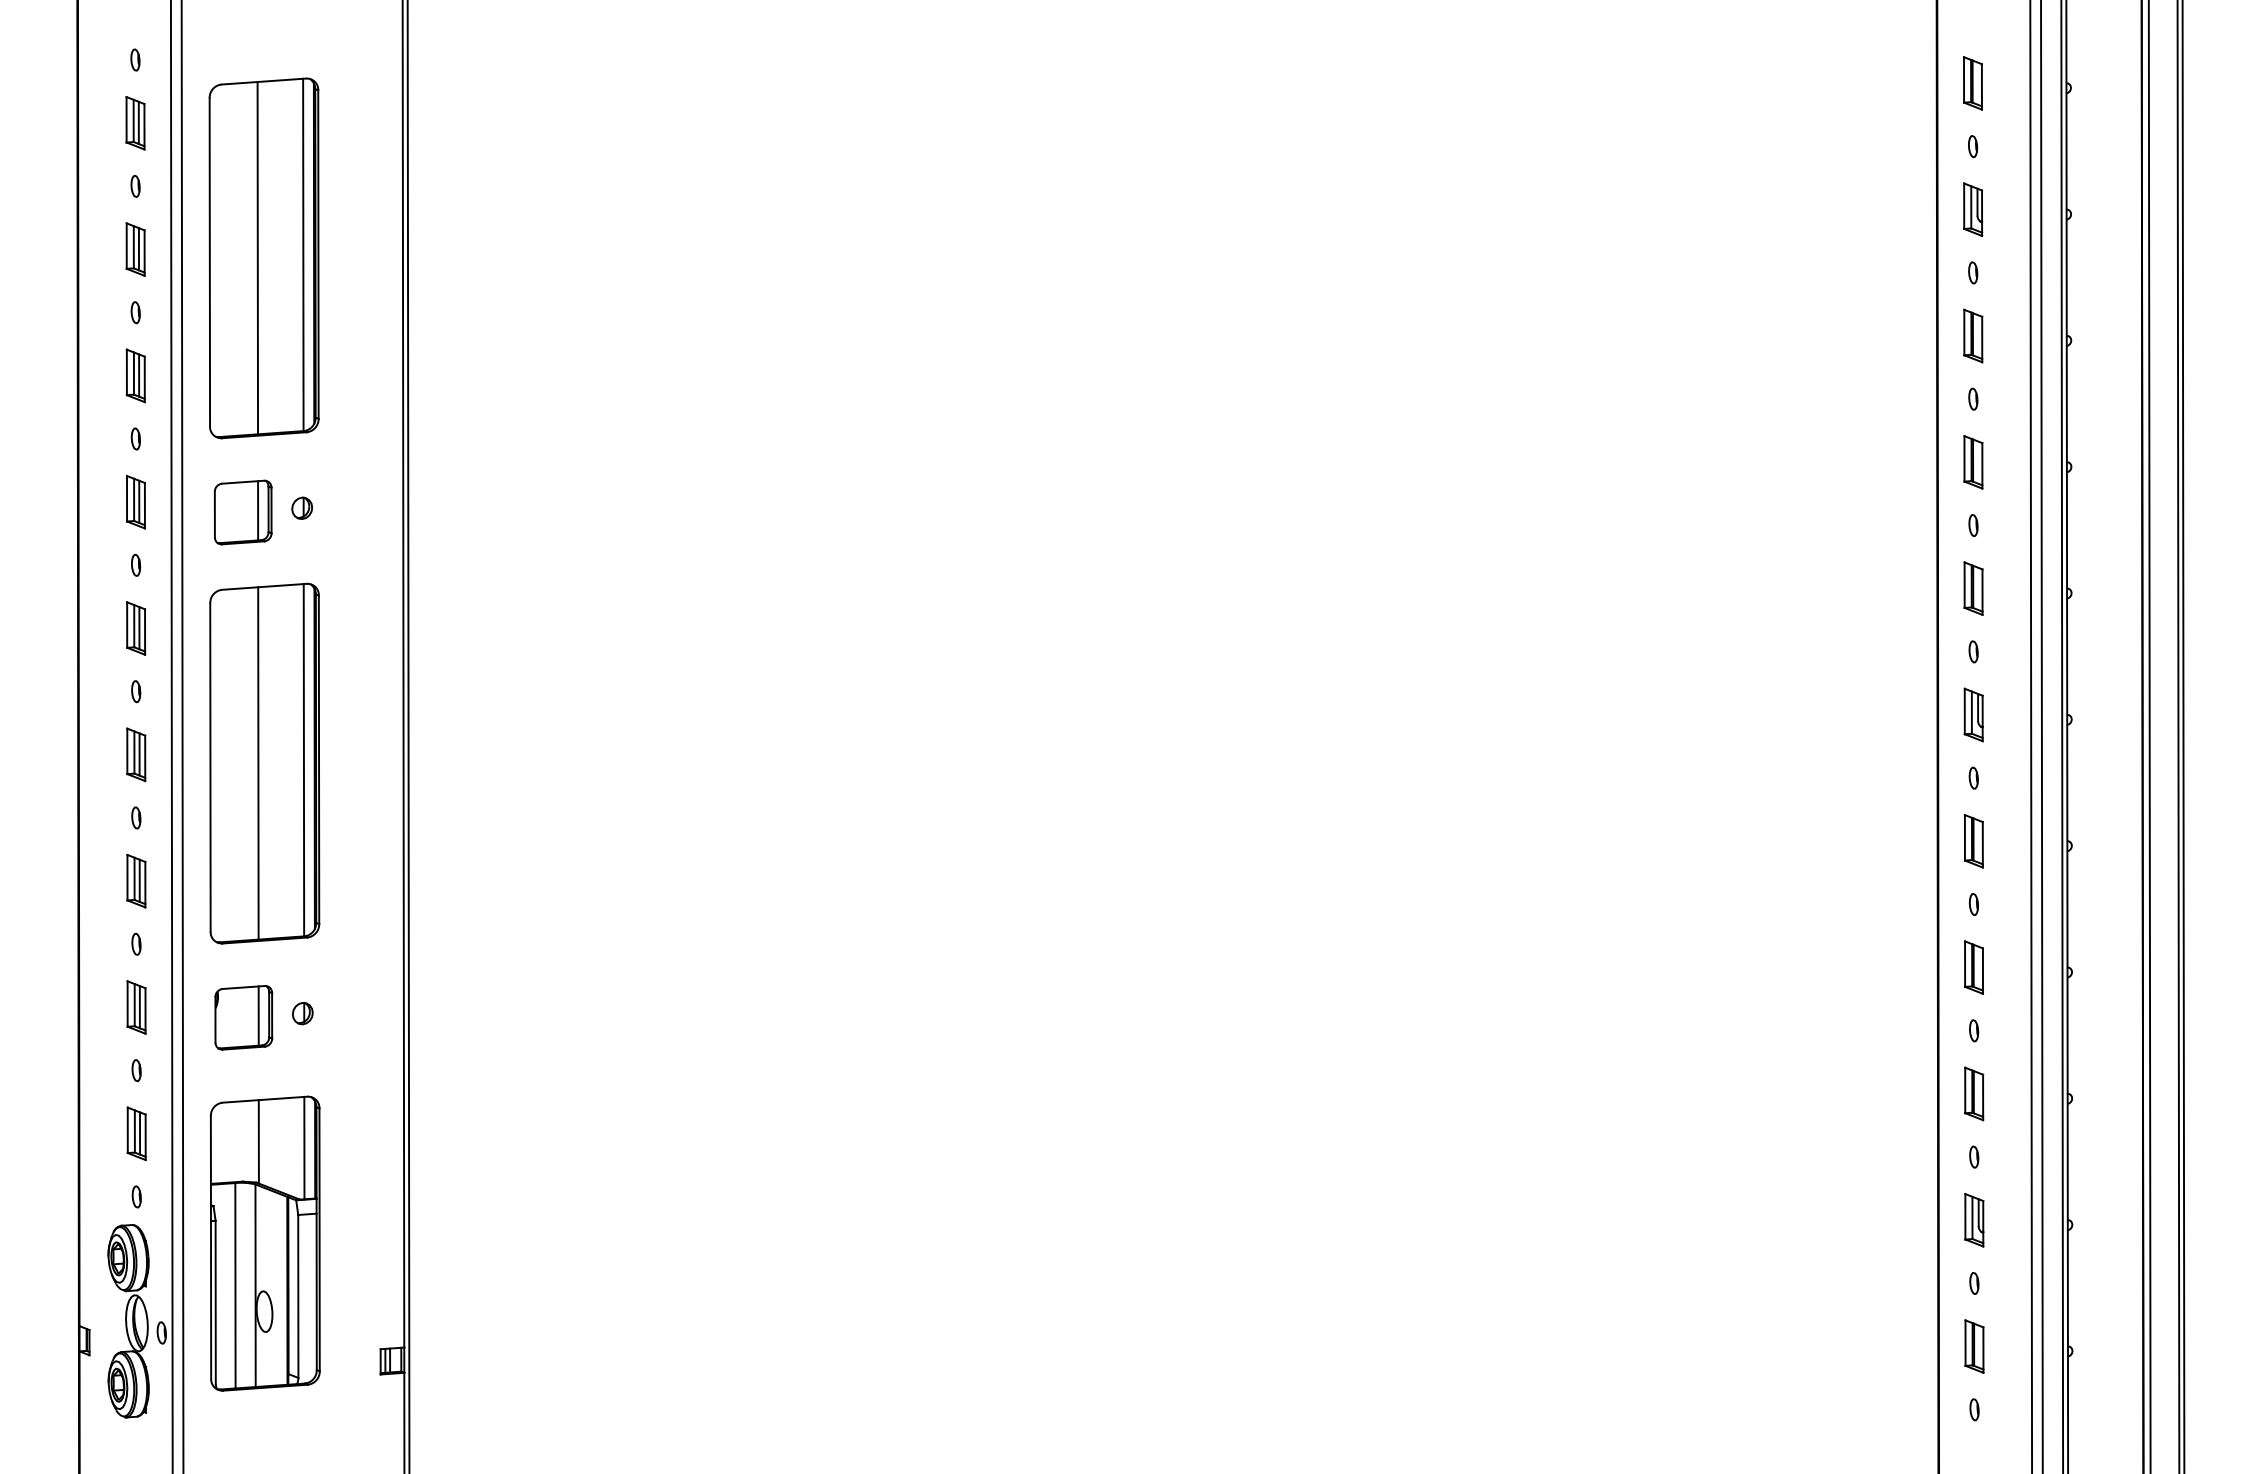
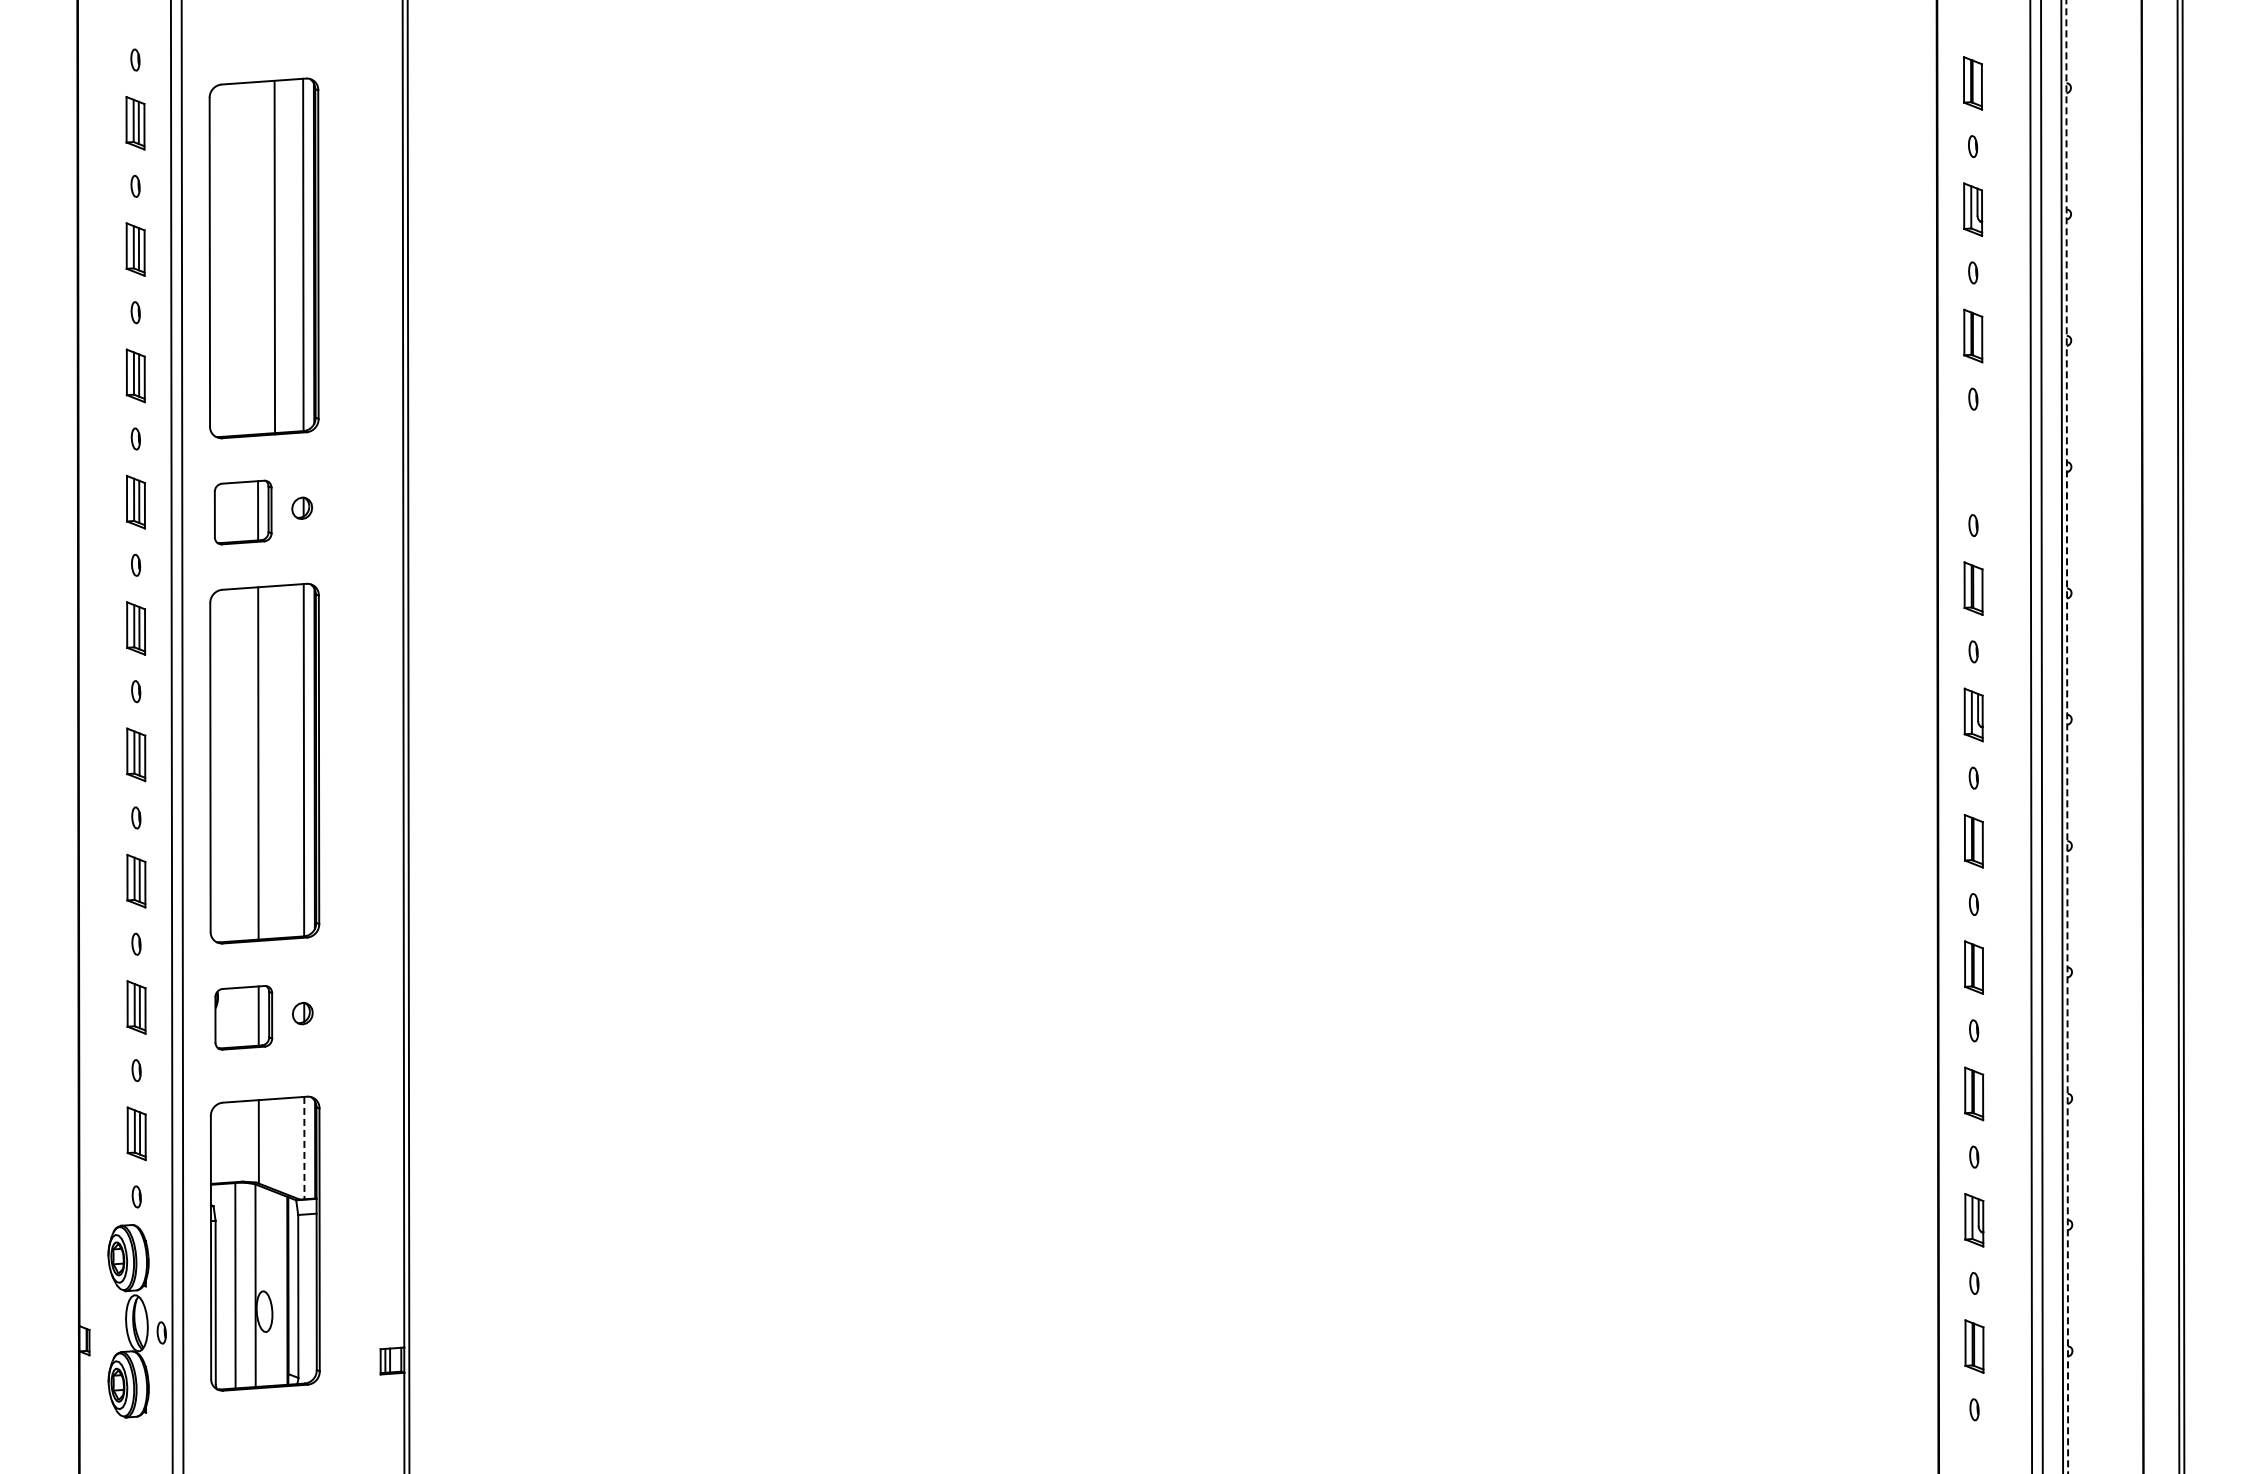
line position: (257, 258) -> (274, 258) (274, 258)
part: present -> none (1973, 462)
line: solid -> dashed (2067, 736)
line: present -> none (2149, 736)
line: solid -> dashed (304, 1148)
